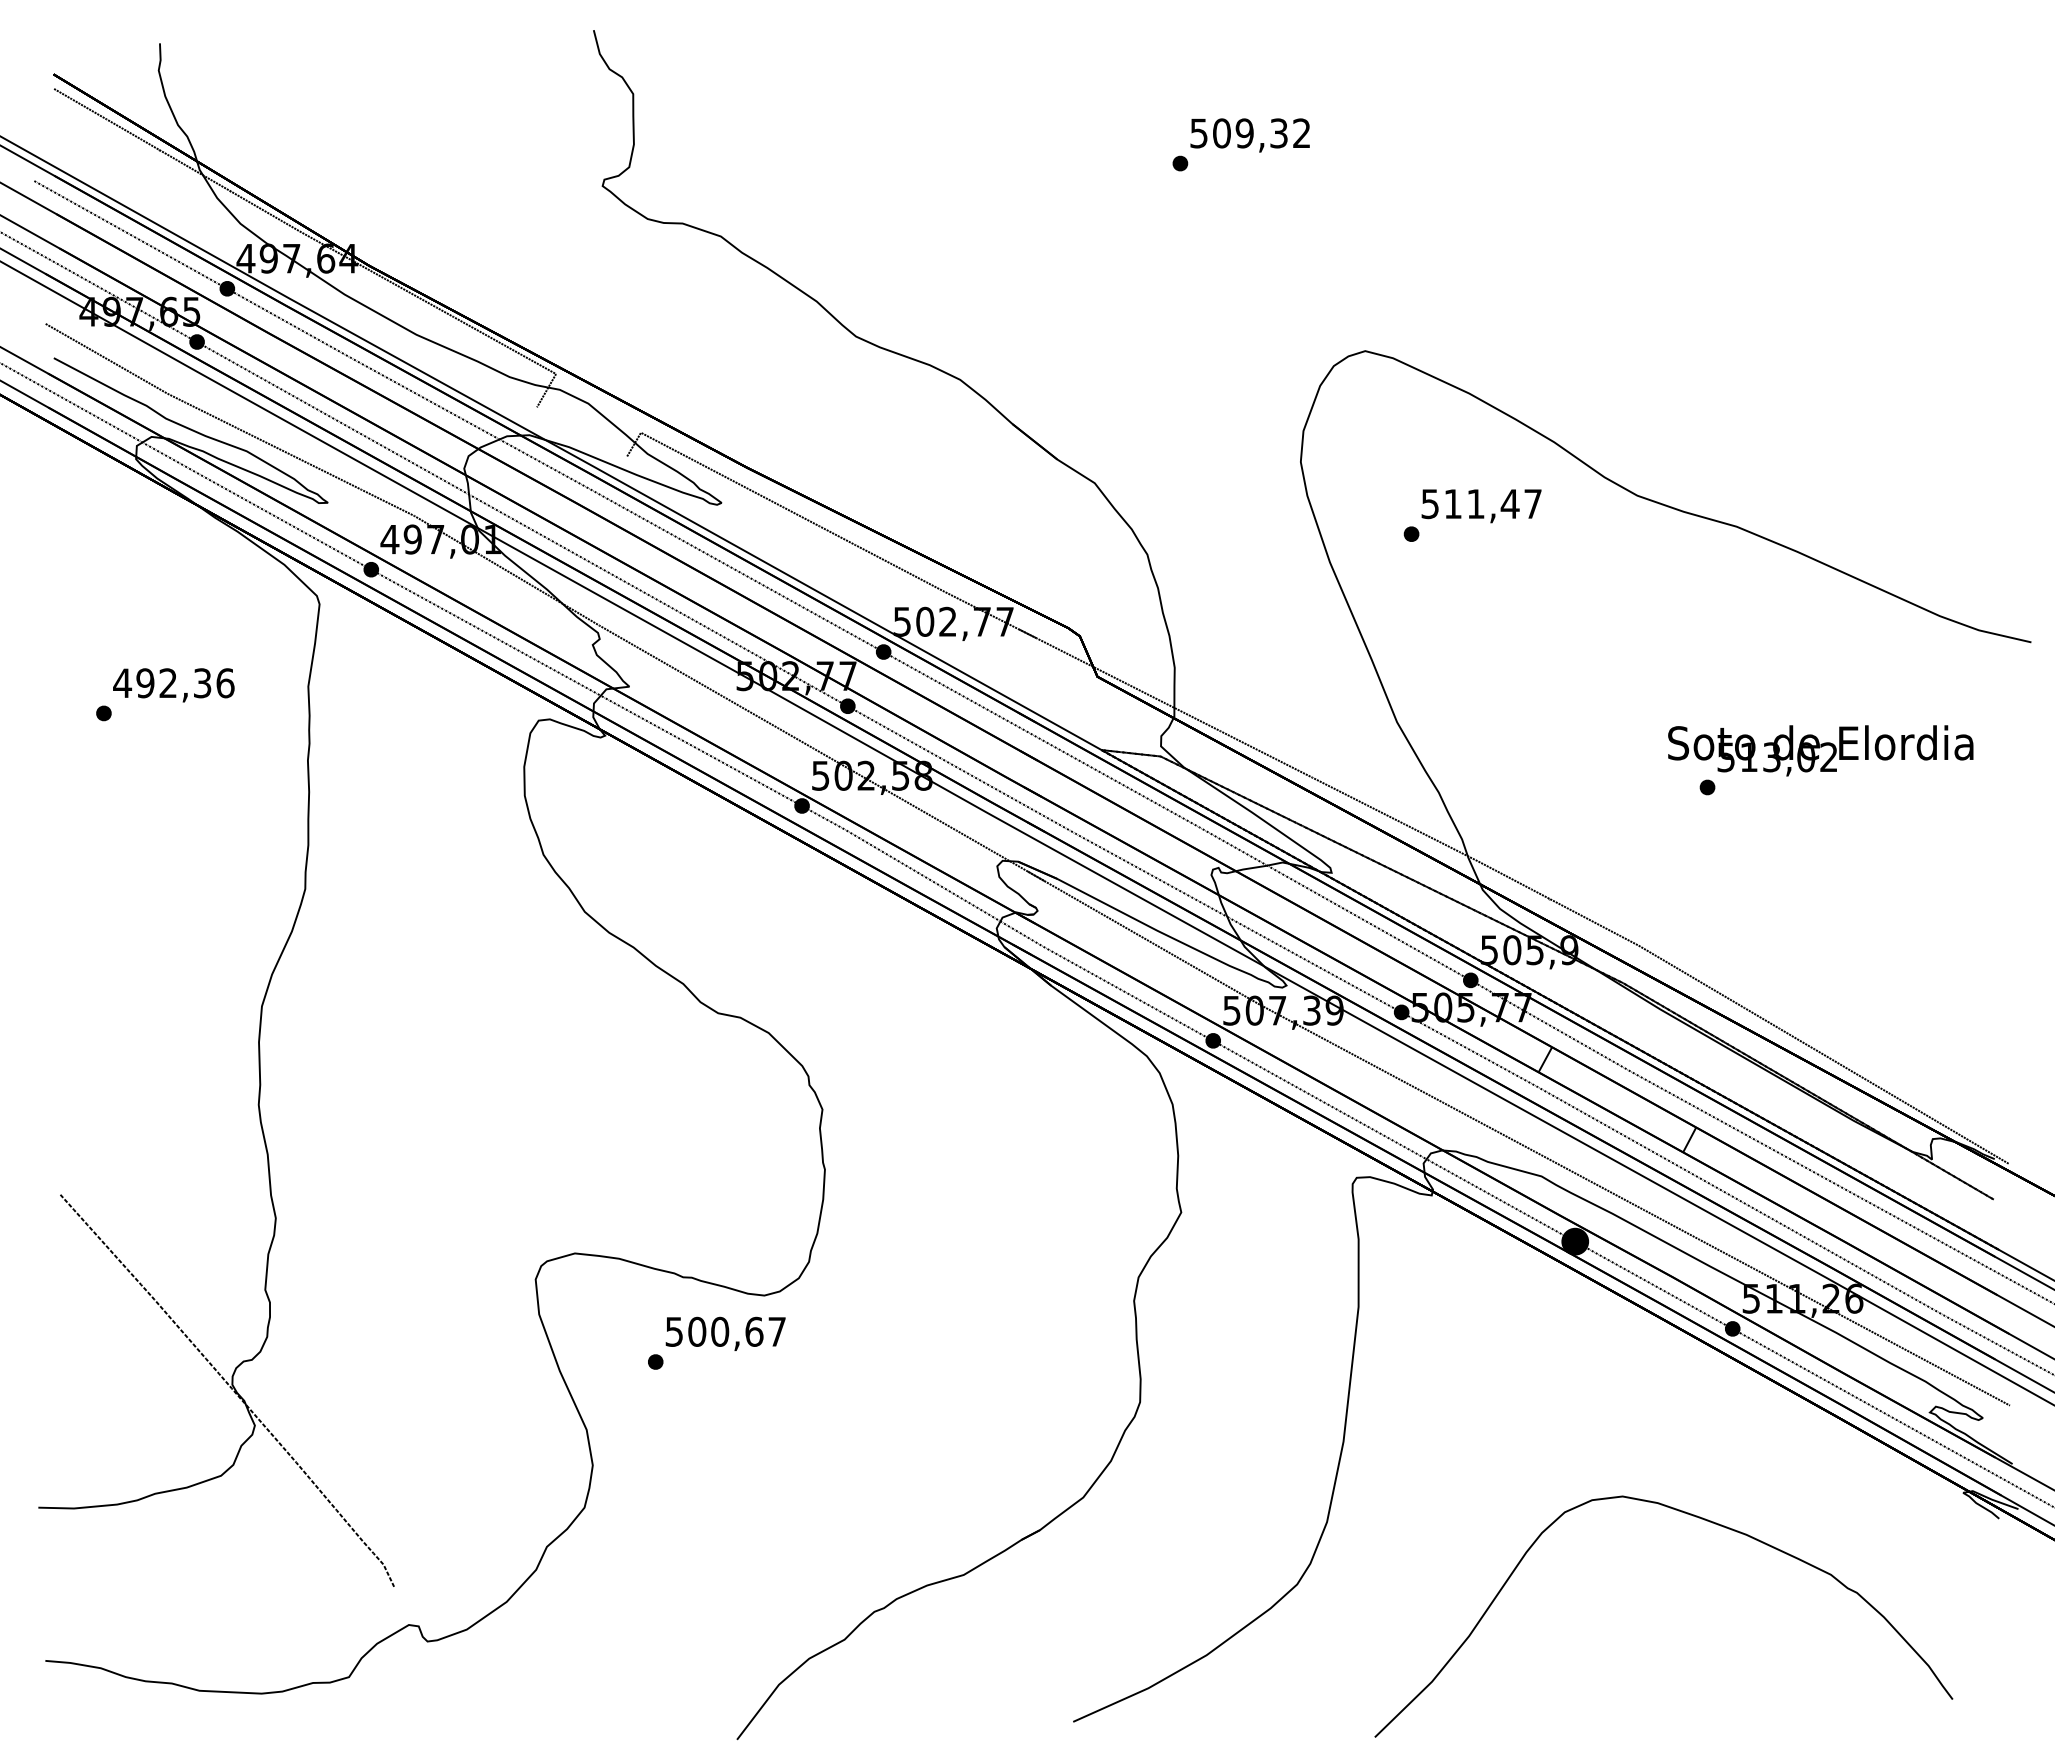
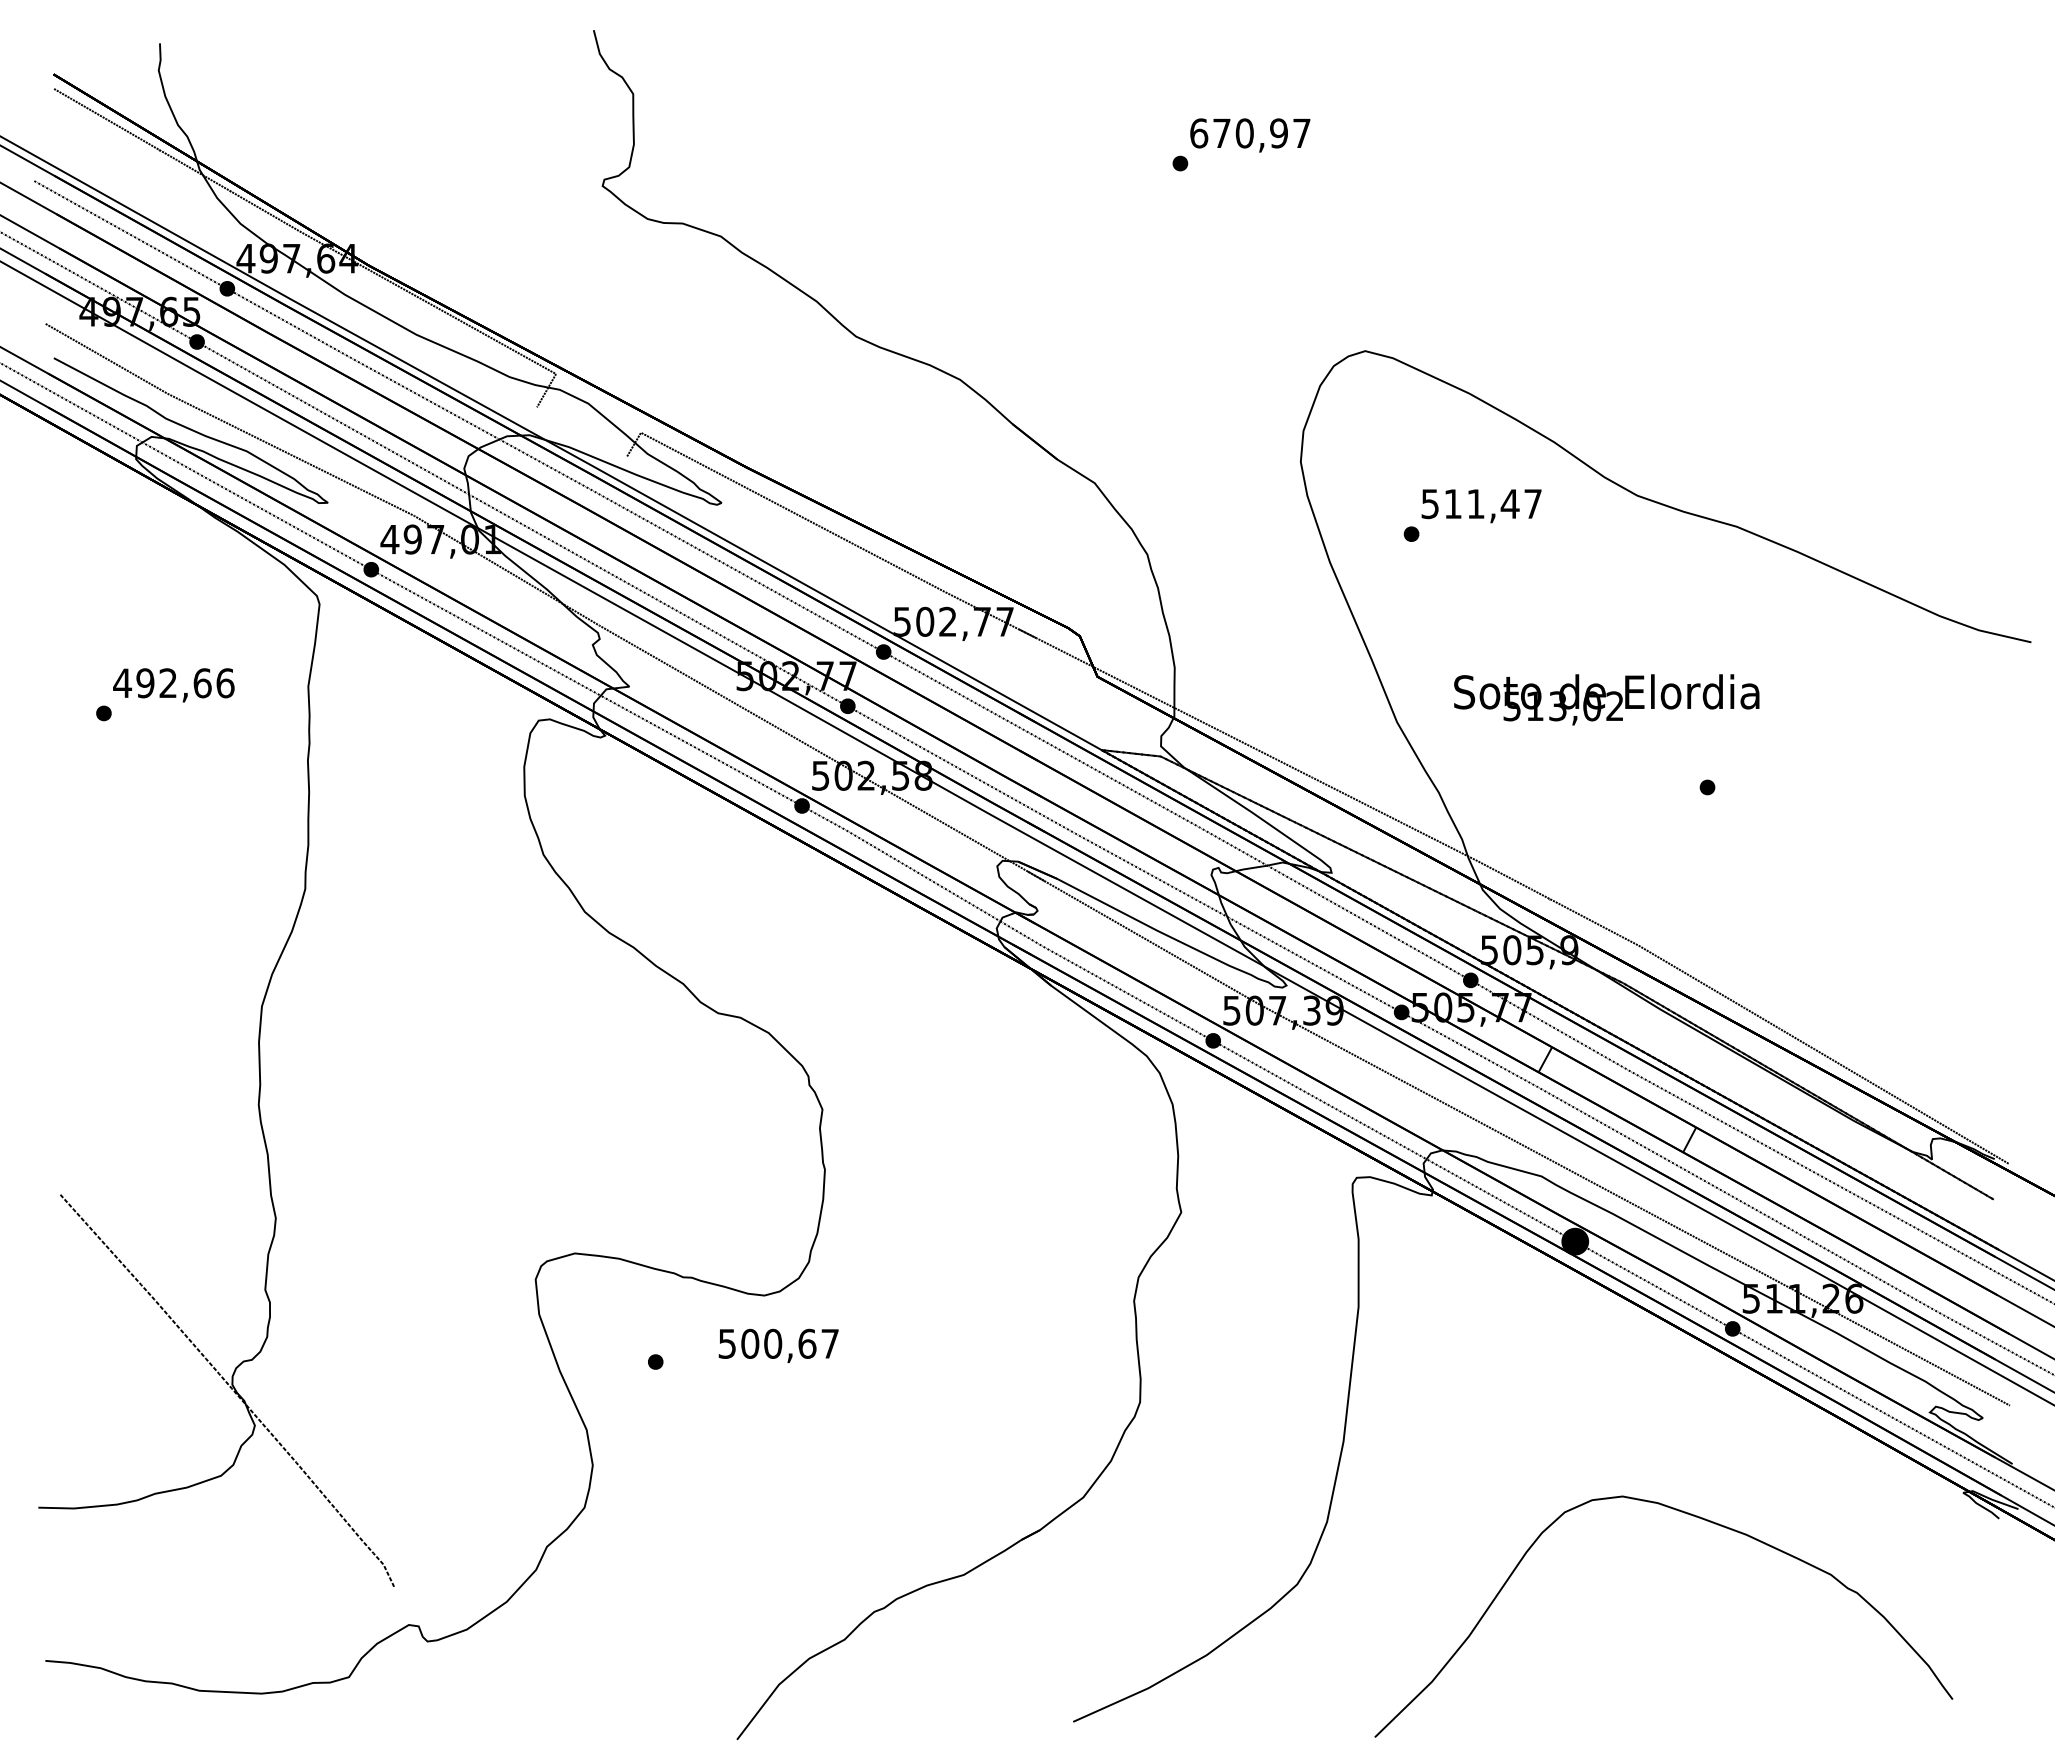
text: 509,32 -> 670,97 (1250, 133)
text: 492,36 -> 492,66 (202, 683)
text position: (1820, 750) -> (1606, 699) (1606, 699)
text position: (725, 1333) -> (778, 1345) (778, 1345)
